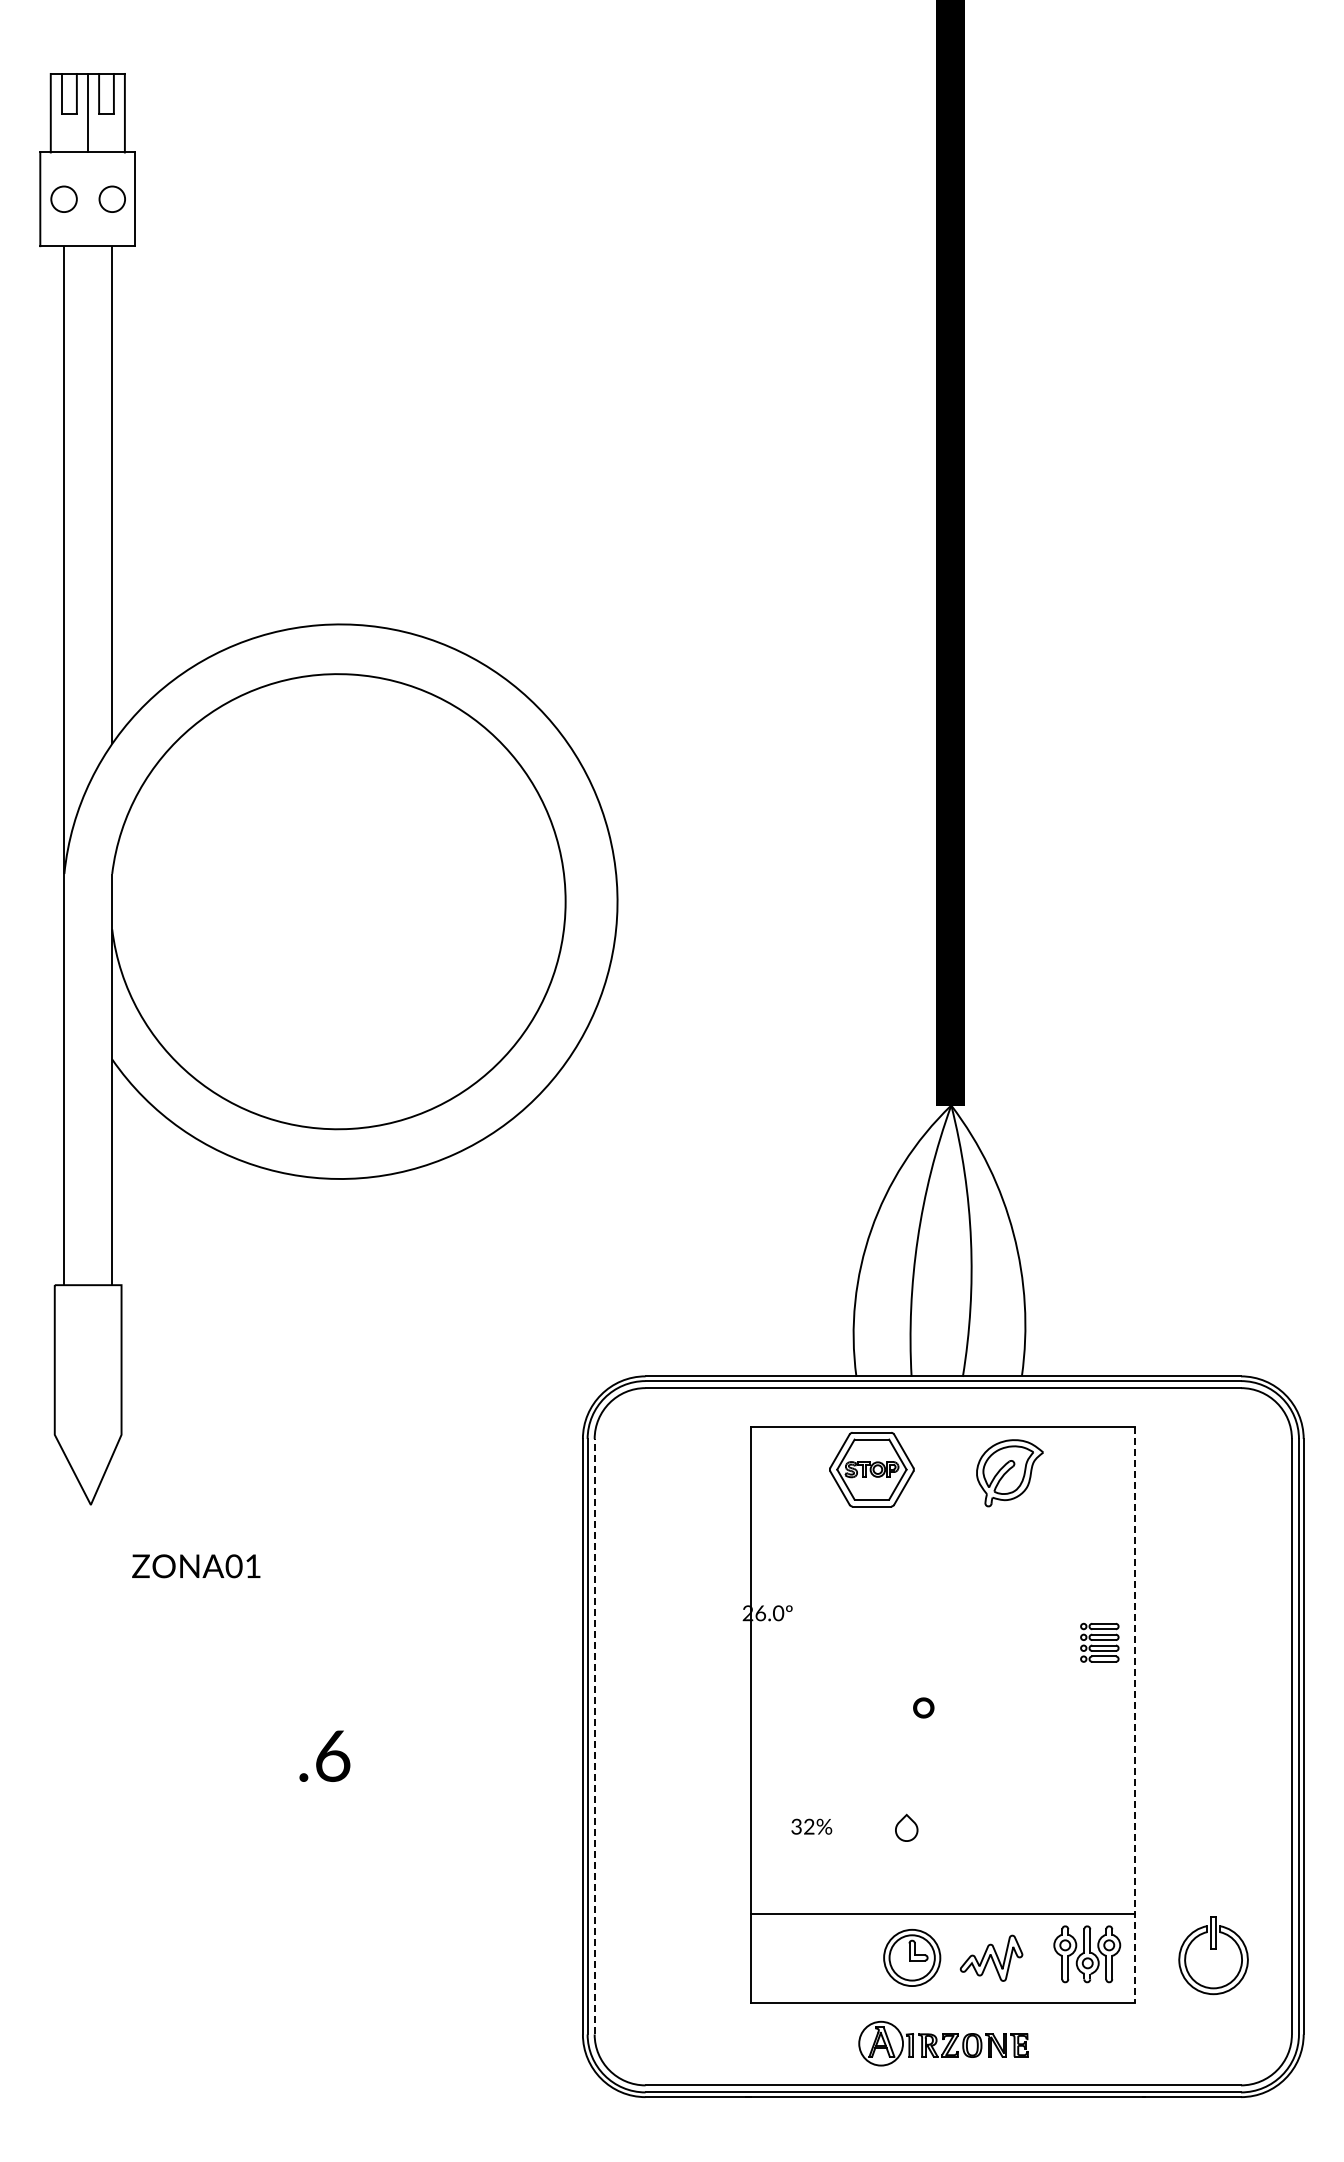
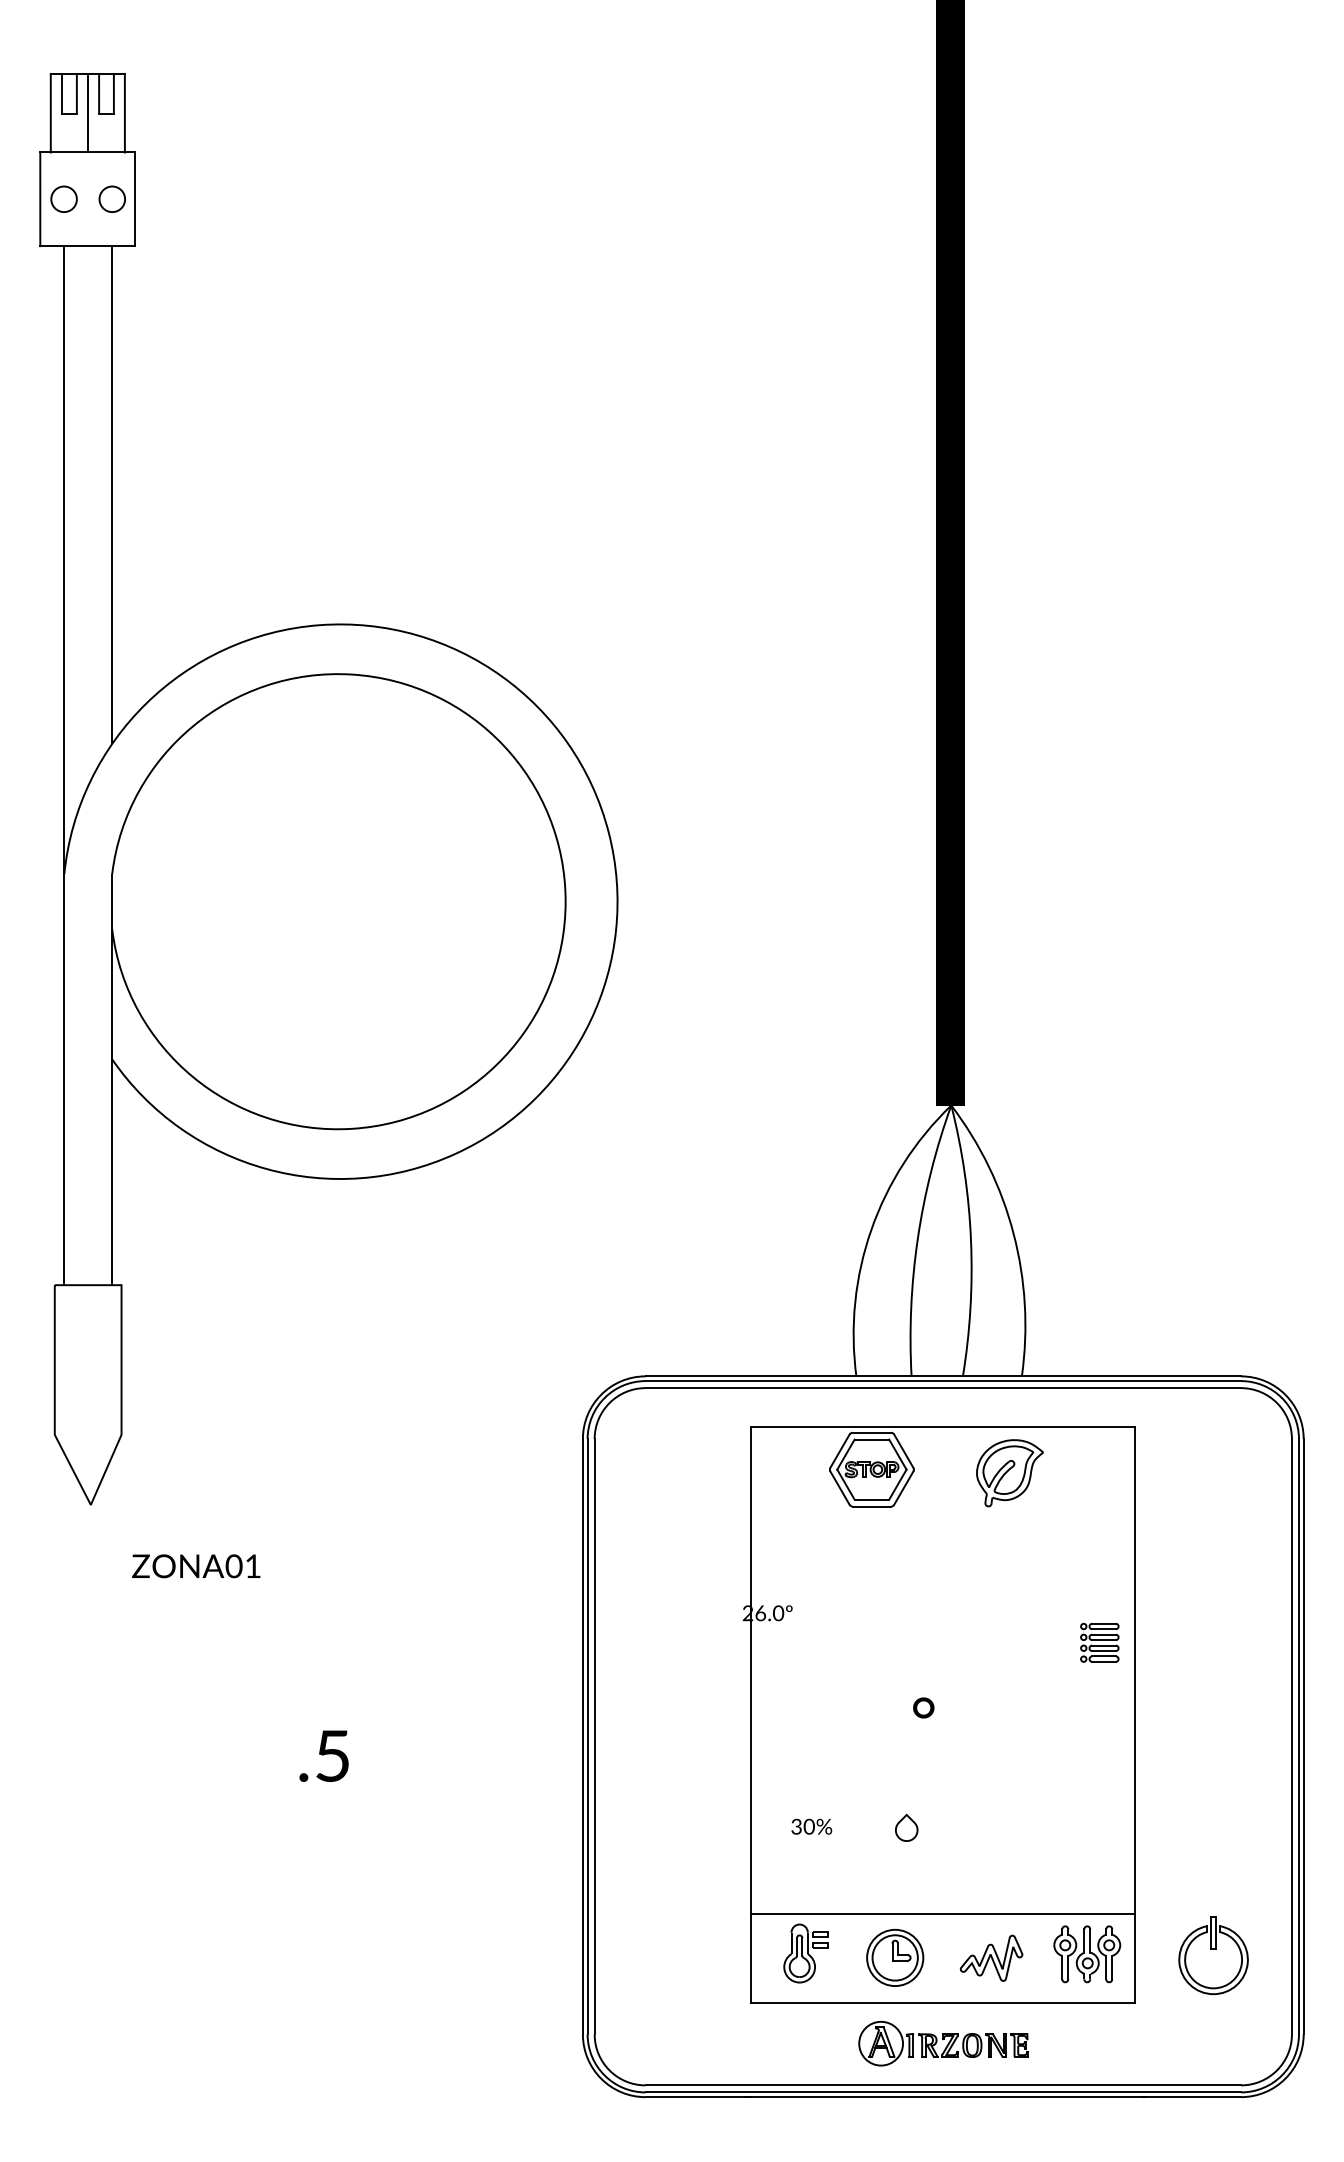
line: dashed -> solid (1135, 1714)
line: dashed -> solid (594, 1736)
text: .6 -> .5 (333, 1755)
text: 32% -> 30% (808, 1826)
part: none -> present (805, 1953)
part position: (912, 1957) -> (895, 1957) (895, 1957)
